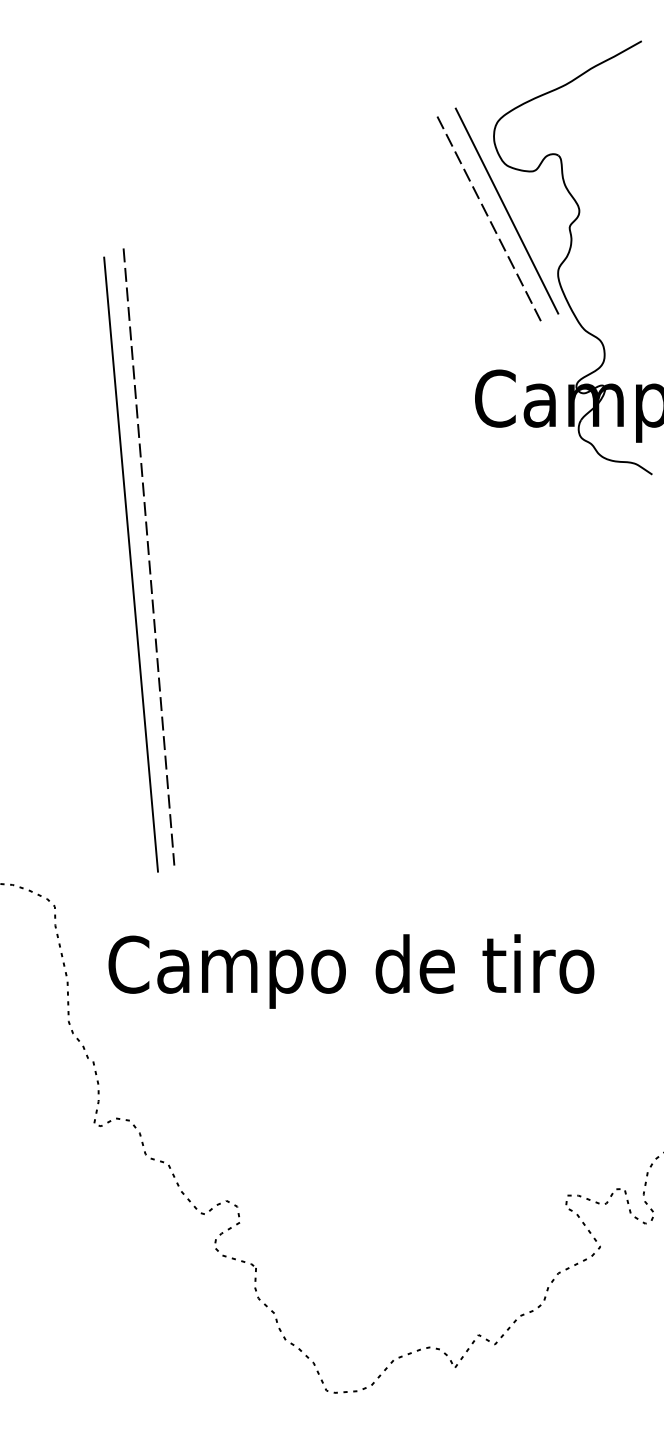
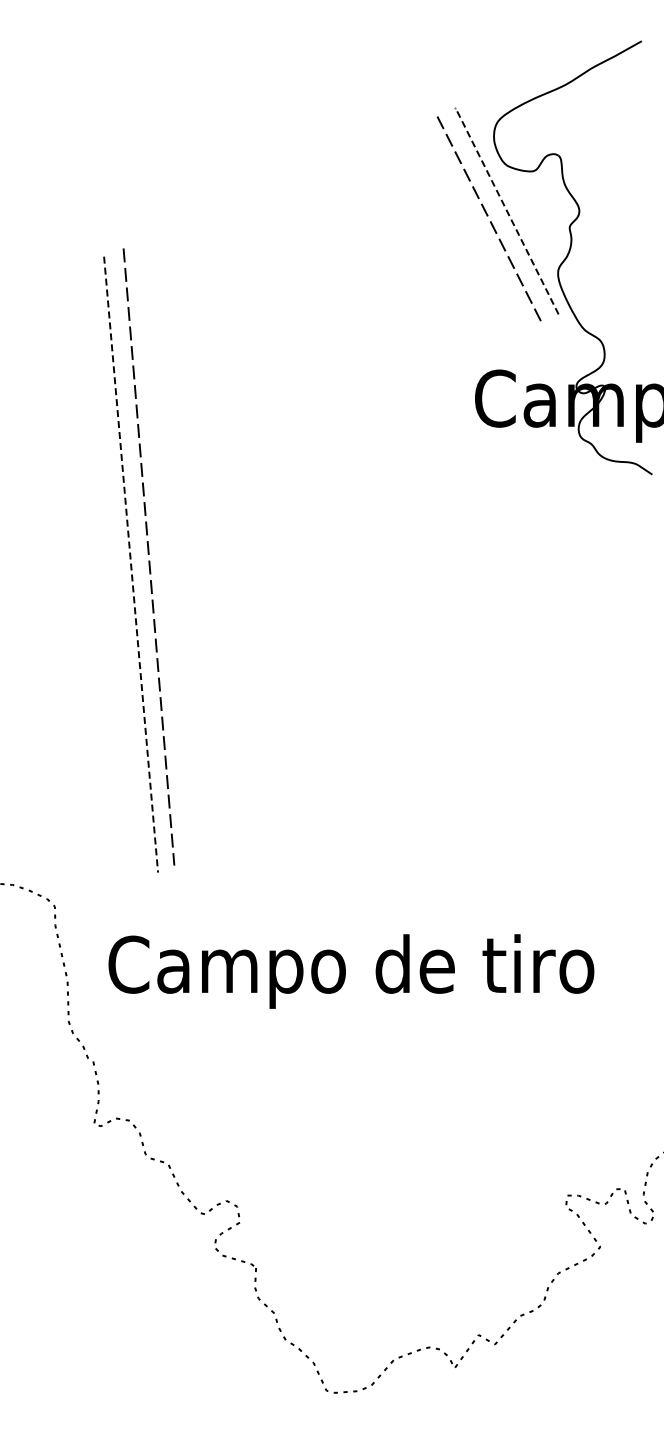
line: solid -> dashed (507, 211)
line: solid -> dashed (131, 565)
